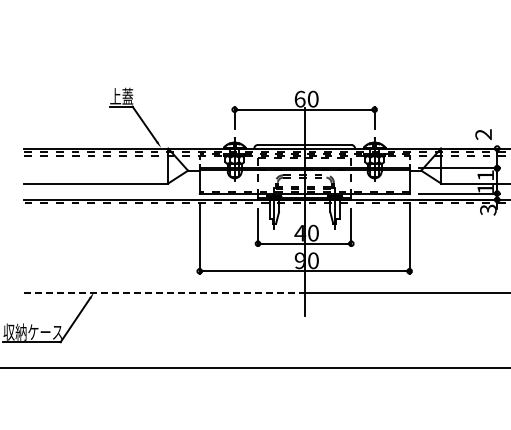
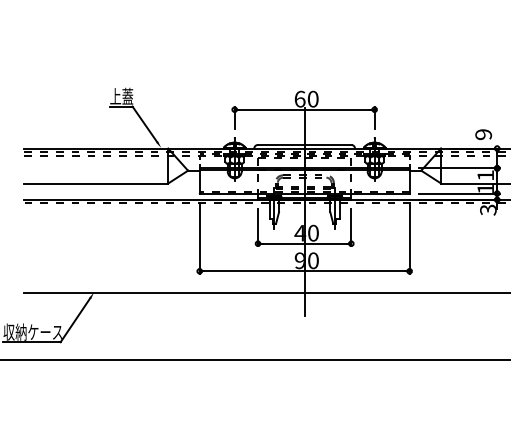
text: 2 -> 9 (483, 134)
line: dashed -> solid (165, 293)
line position: (254, 367) -> (254, 359) (254, 359)
